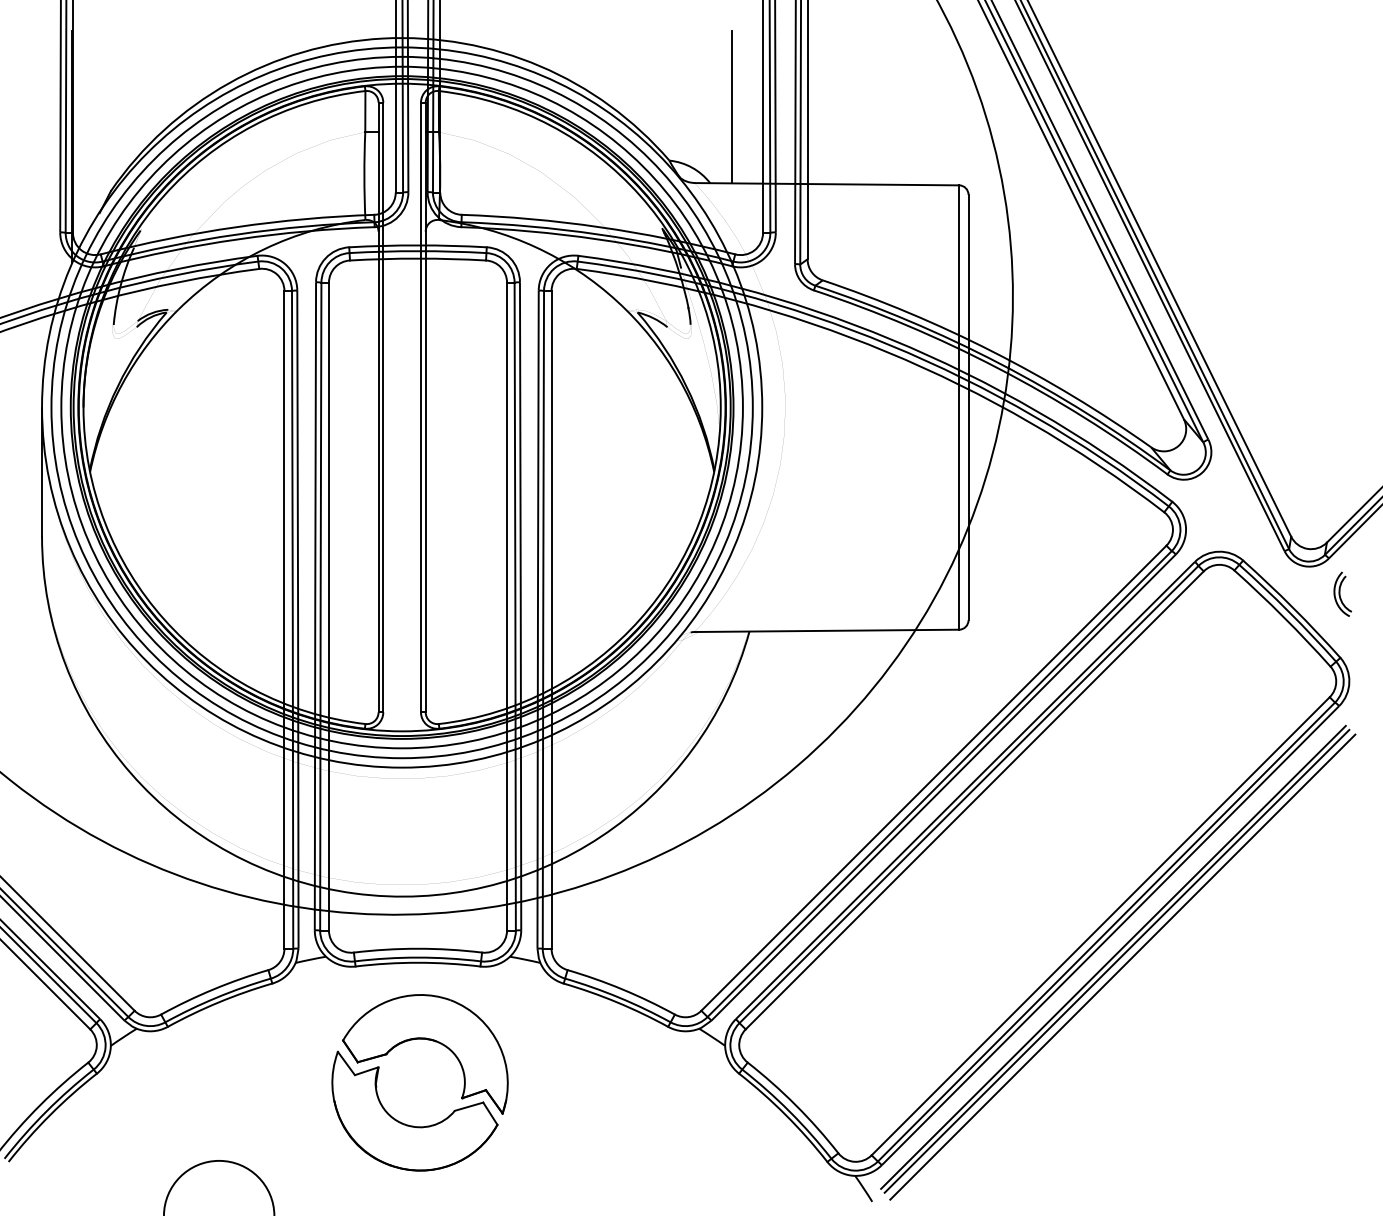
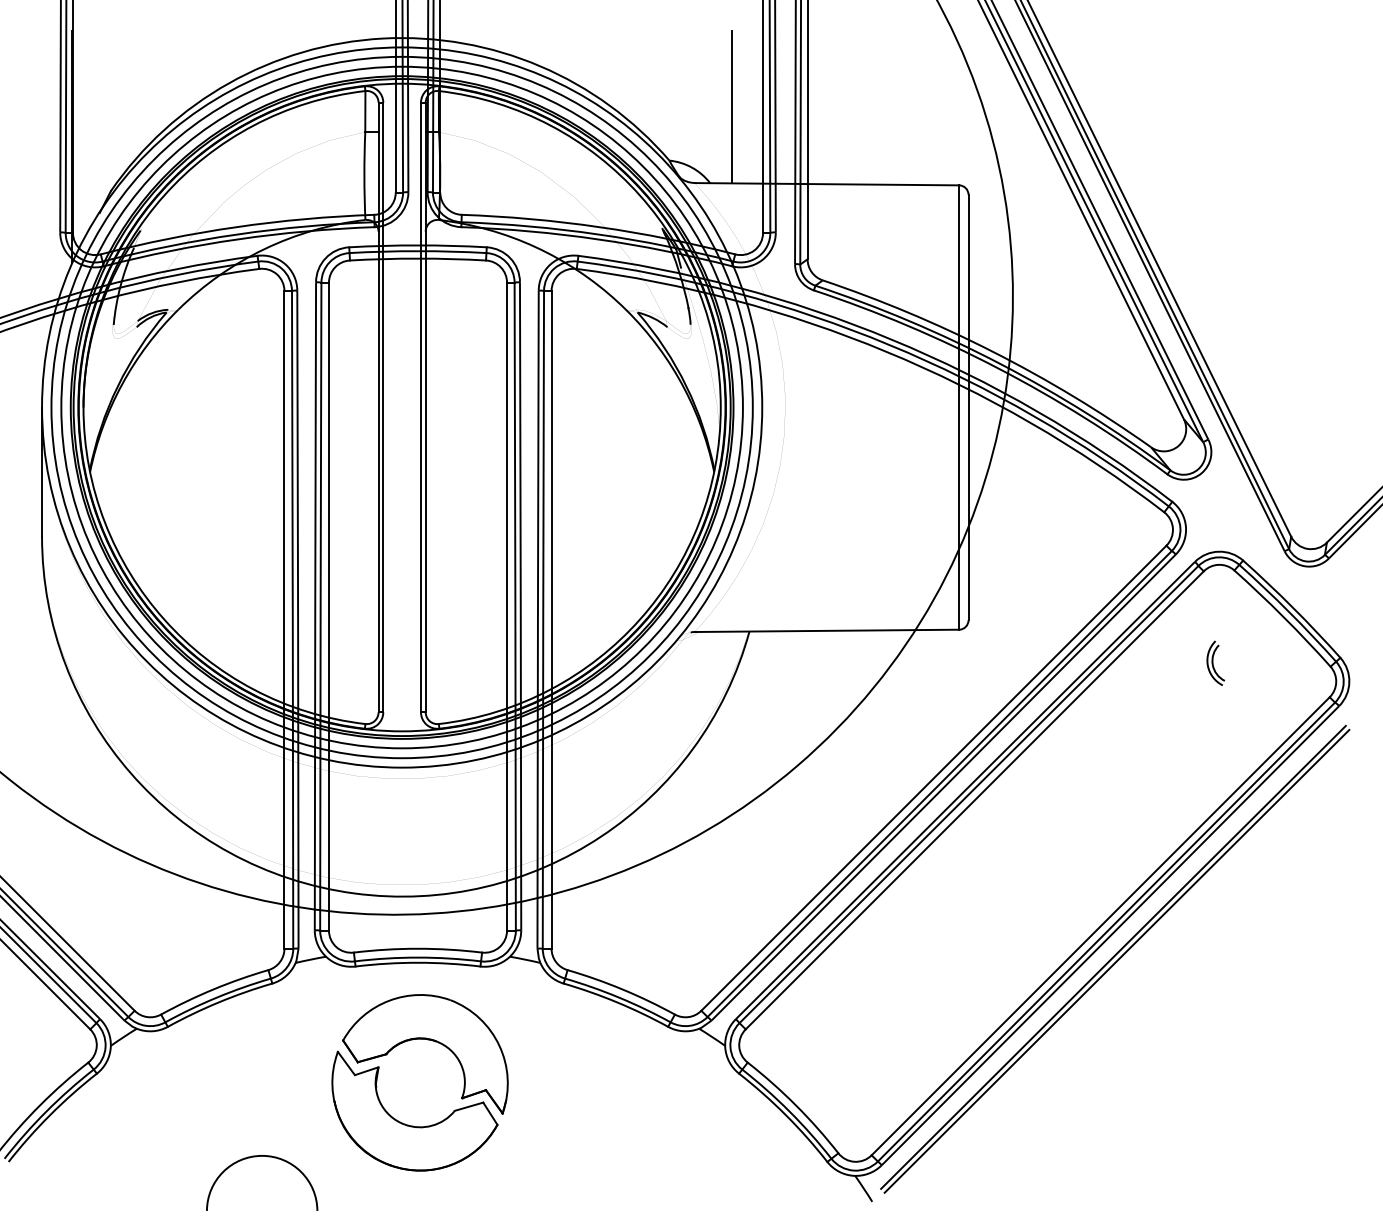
part position: (1342, 593) -> (1215, 662) (1215, 662)
line: present -> none (1122, 966)
arc position: (224, 1162) -> (267, 1157) (267, 1157)
